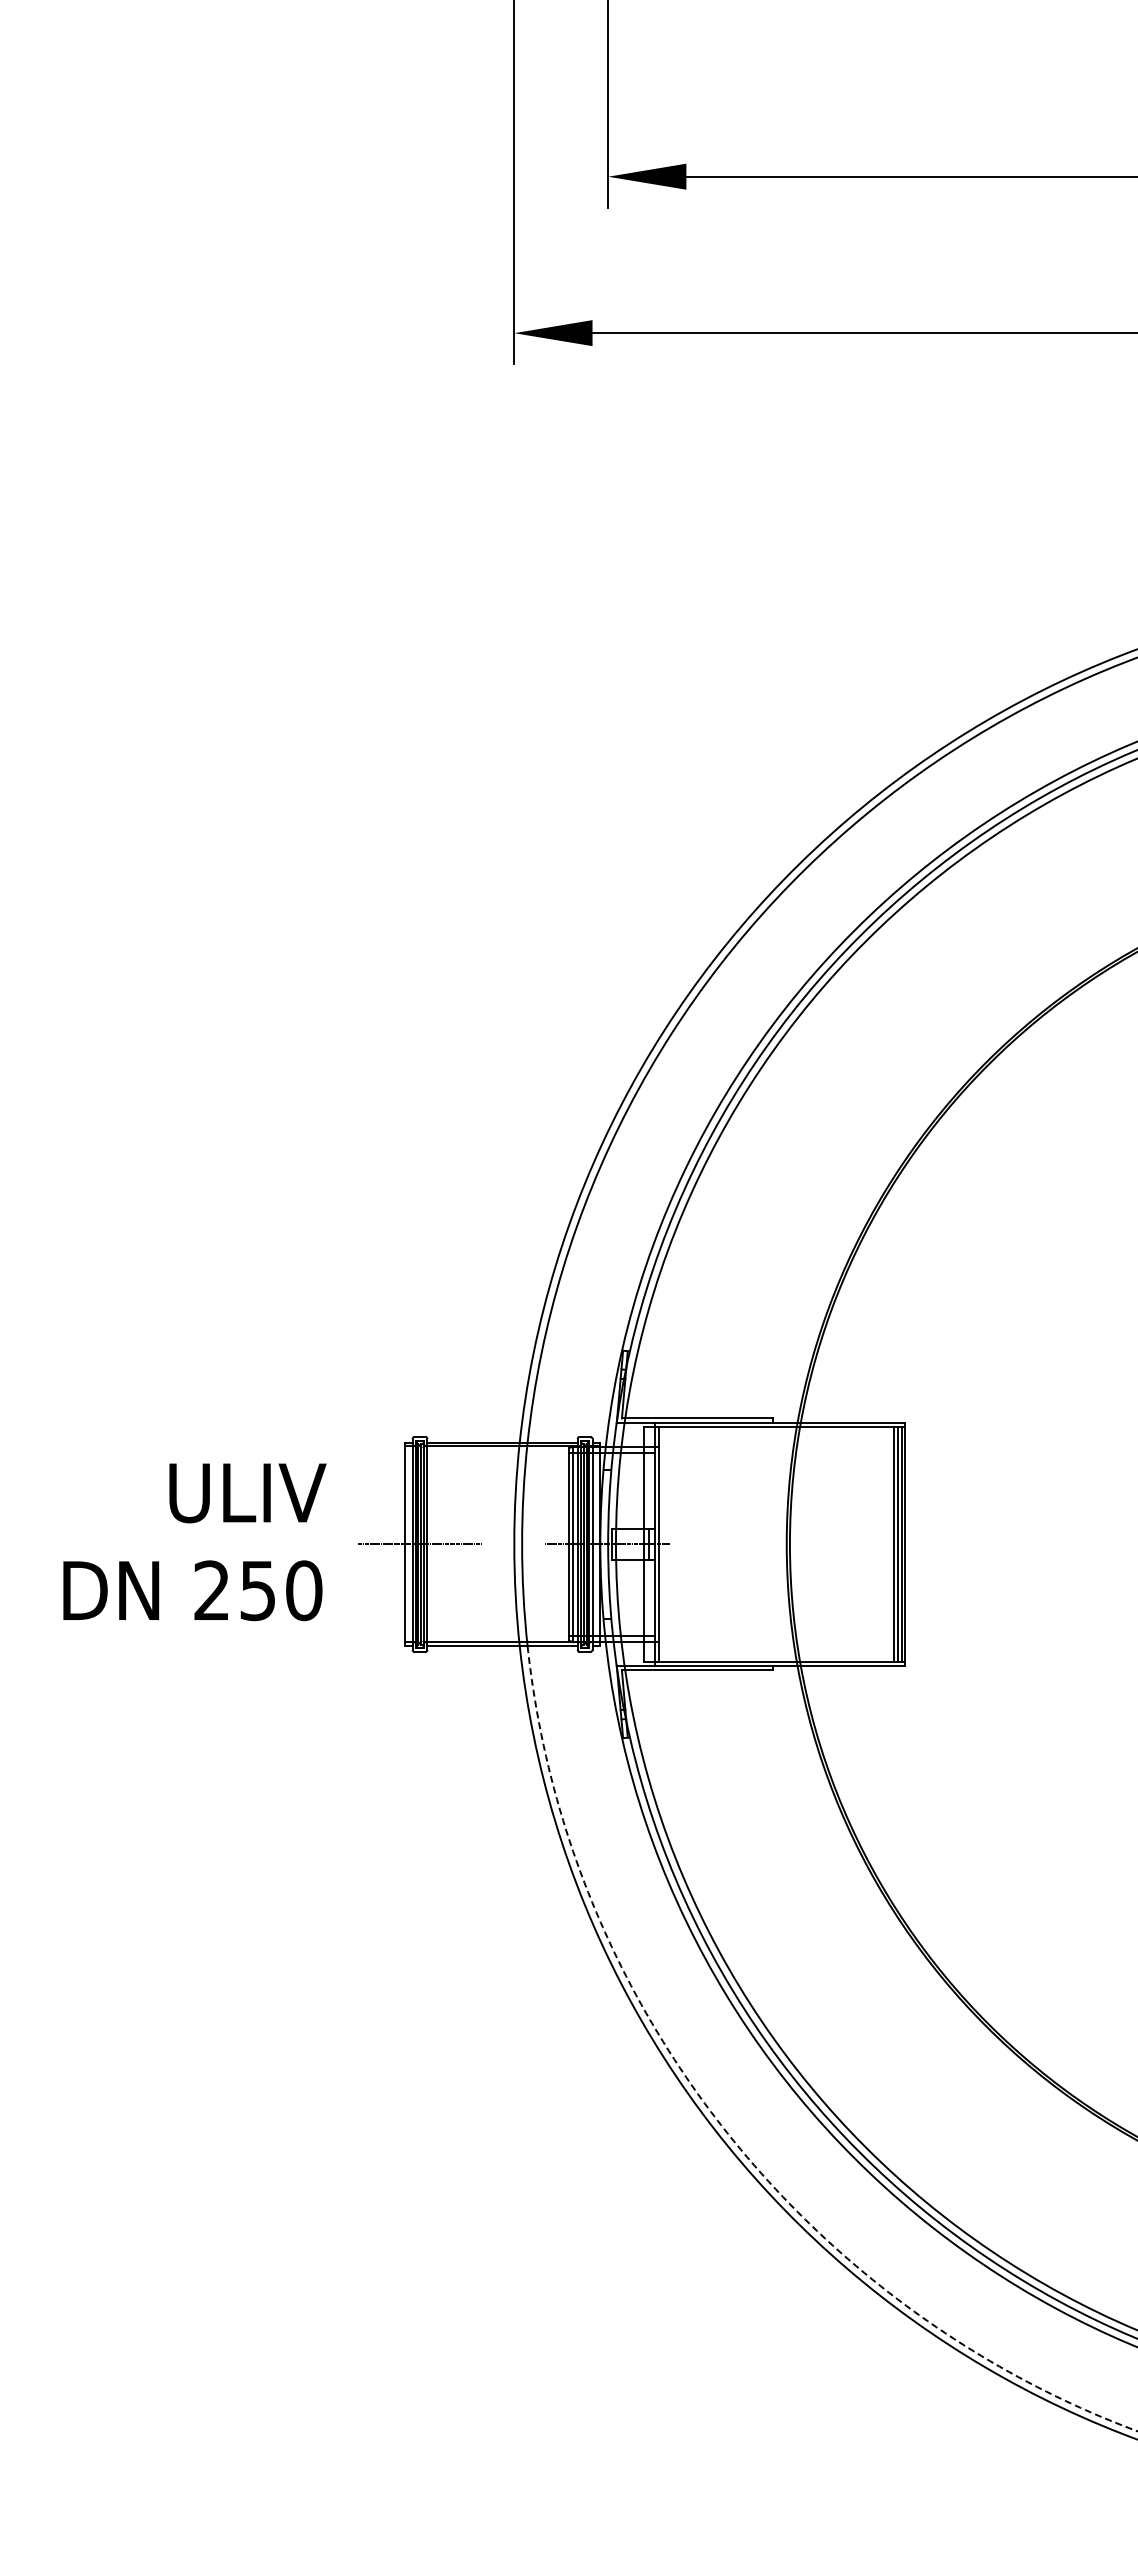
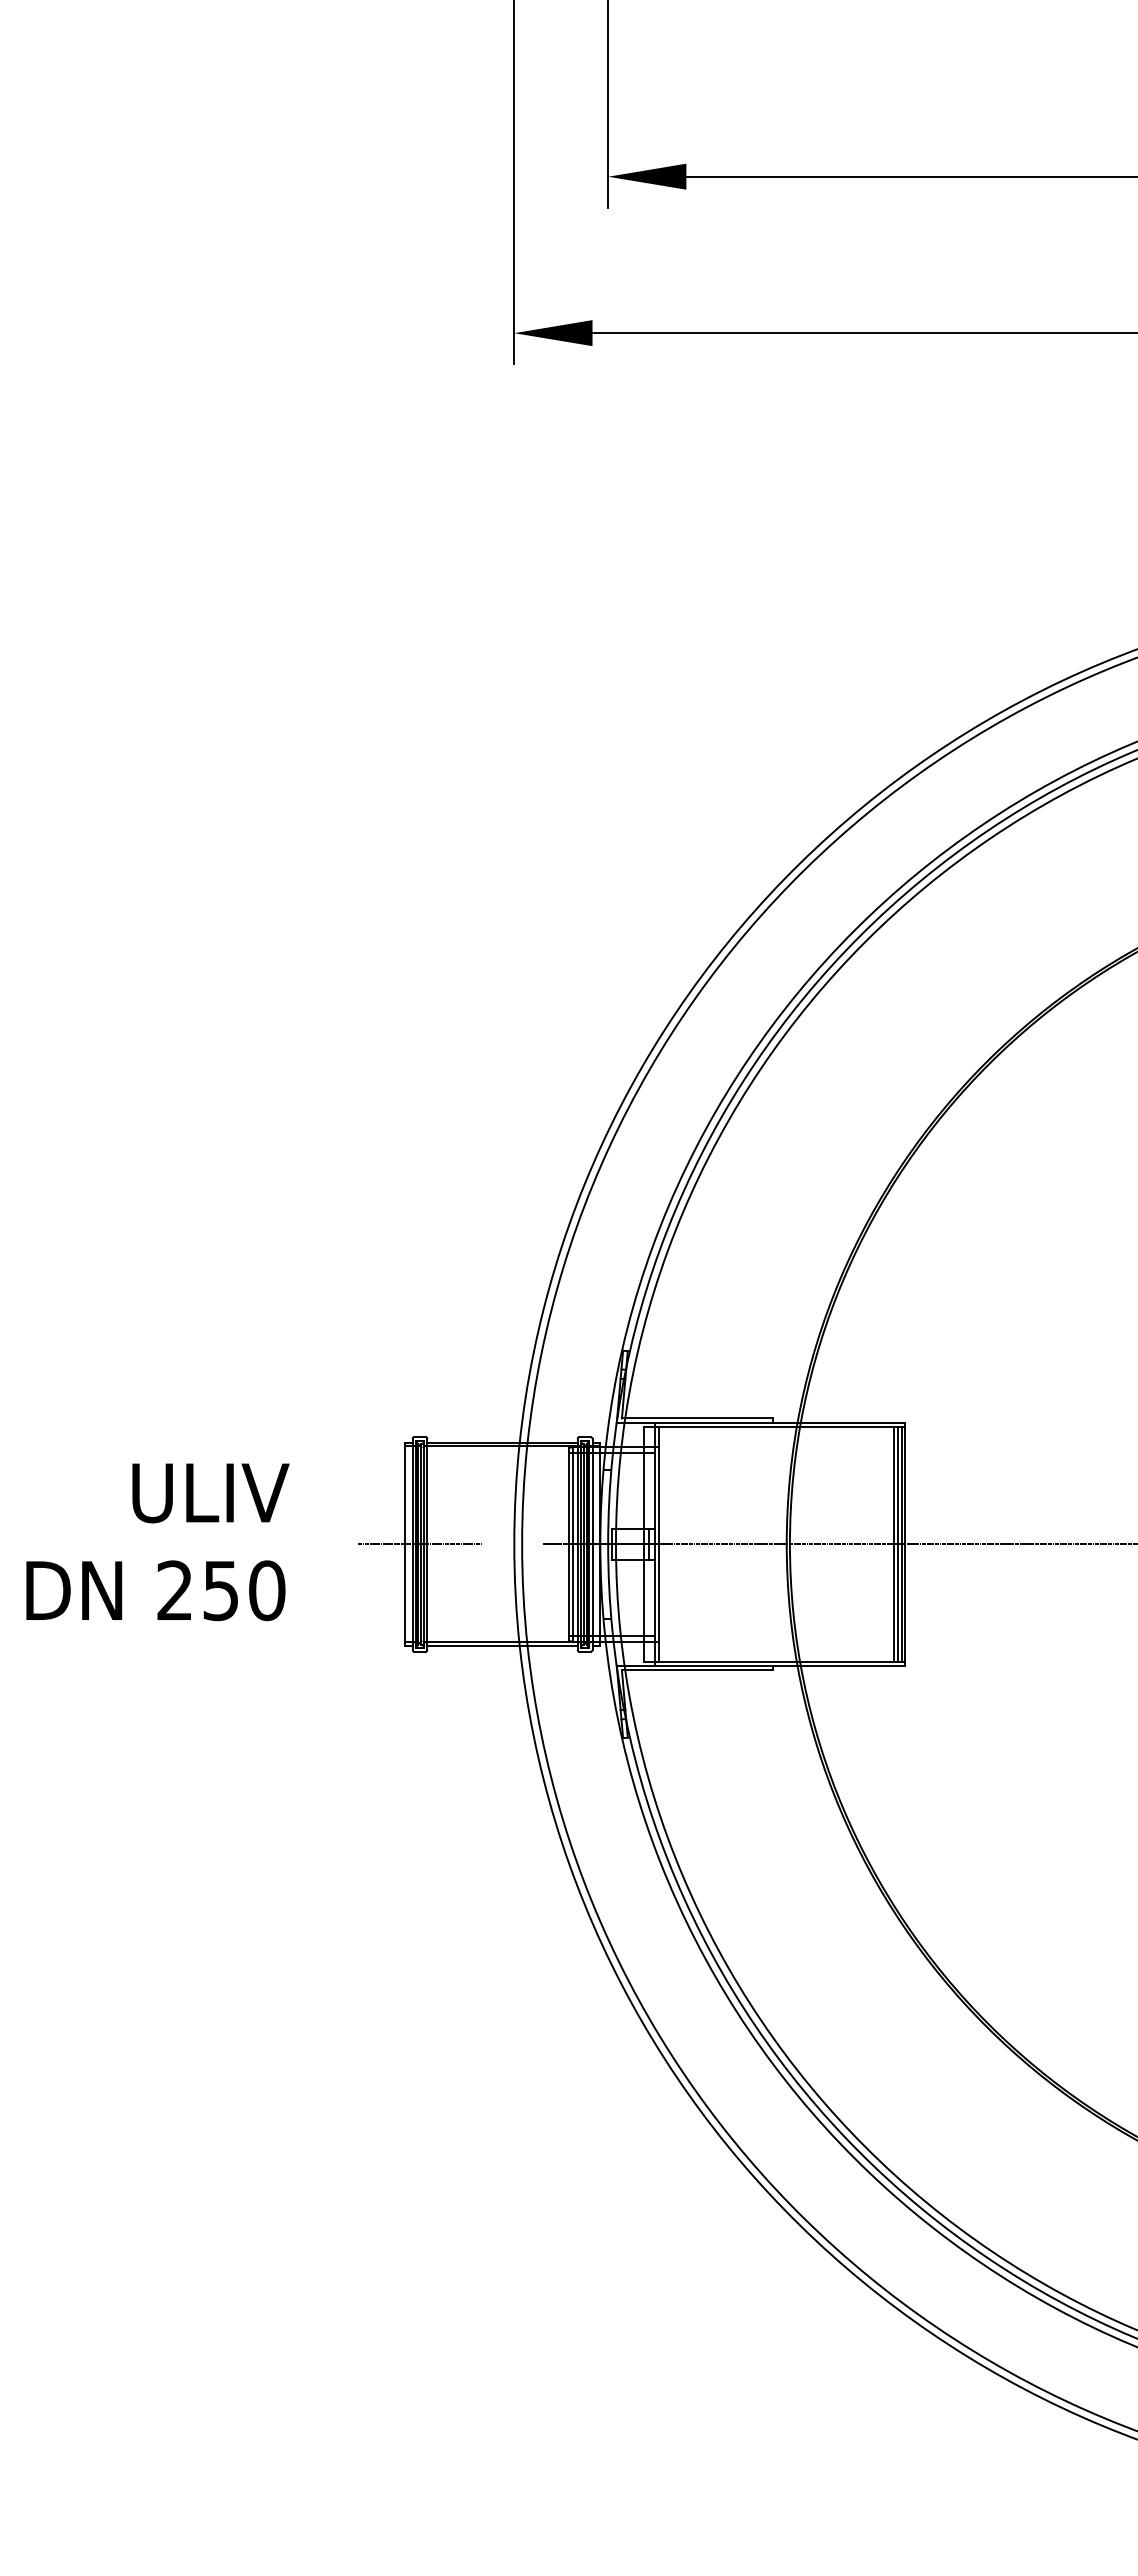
text position: (194, 1542) -> (157, 1542) (157, 1542)
line: none -> present (837, 1544)
arc: dashed -> solid (723, 2127)
